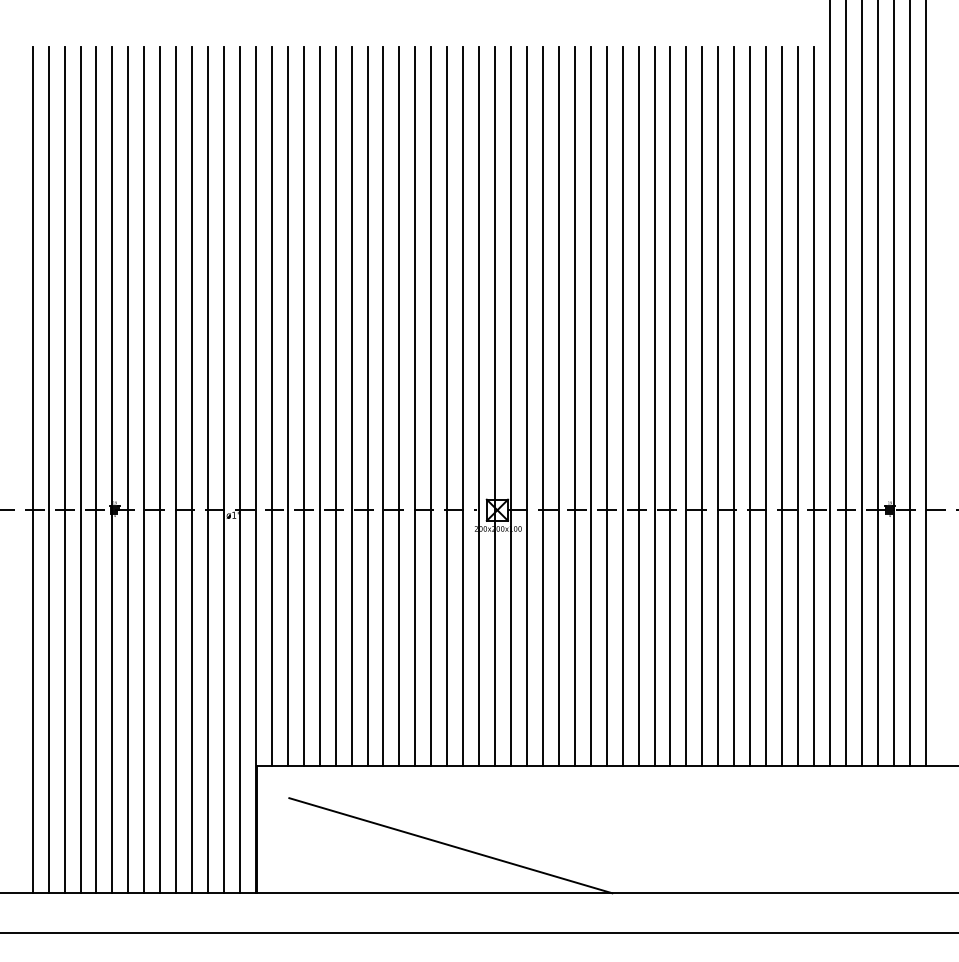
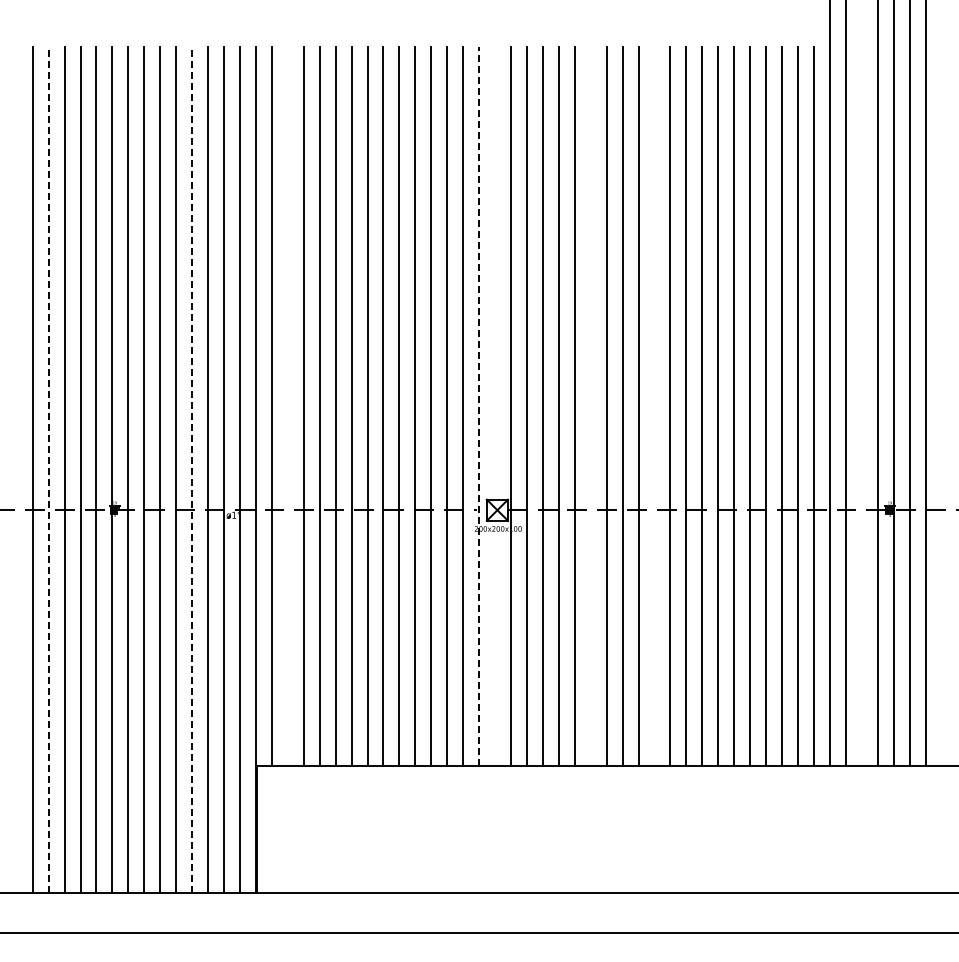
line: present -> none (861, 384)
line: present -> none (287, 406)
line: solid -> dashed (479, 406)
line: present -> none (495, 406)
line: present -> none (590, 406)
line: present -> none (654, 406)
line: solid -> dashed (48, 469)
line: solid -> dashed (192, 469)
line: present -> none (450, 845)
